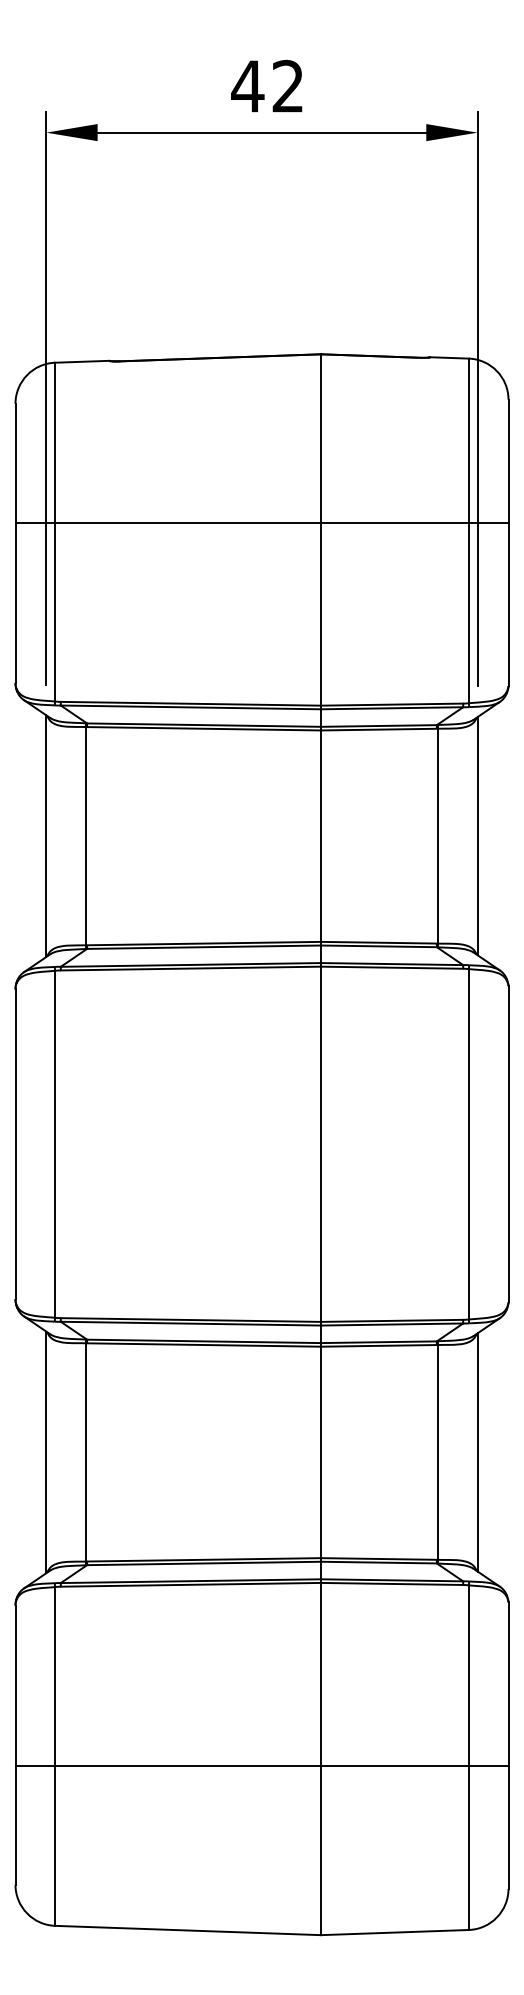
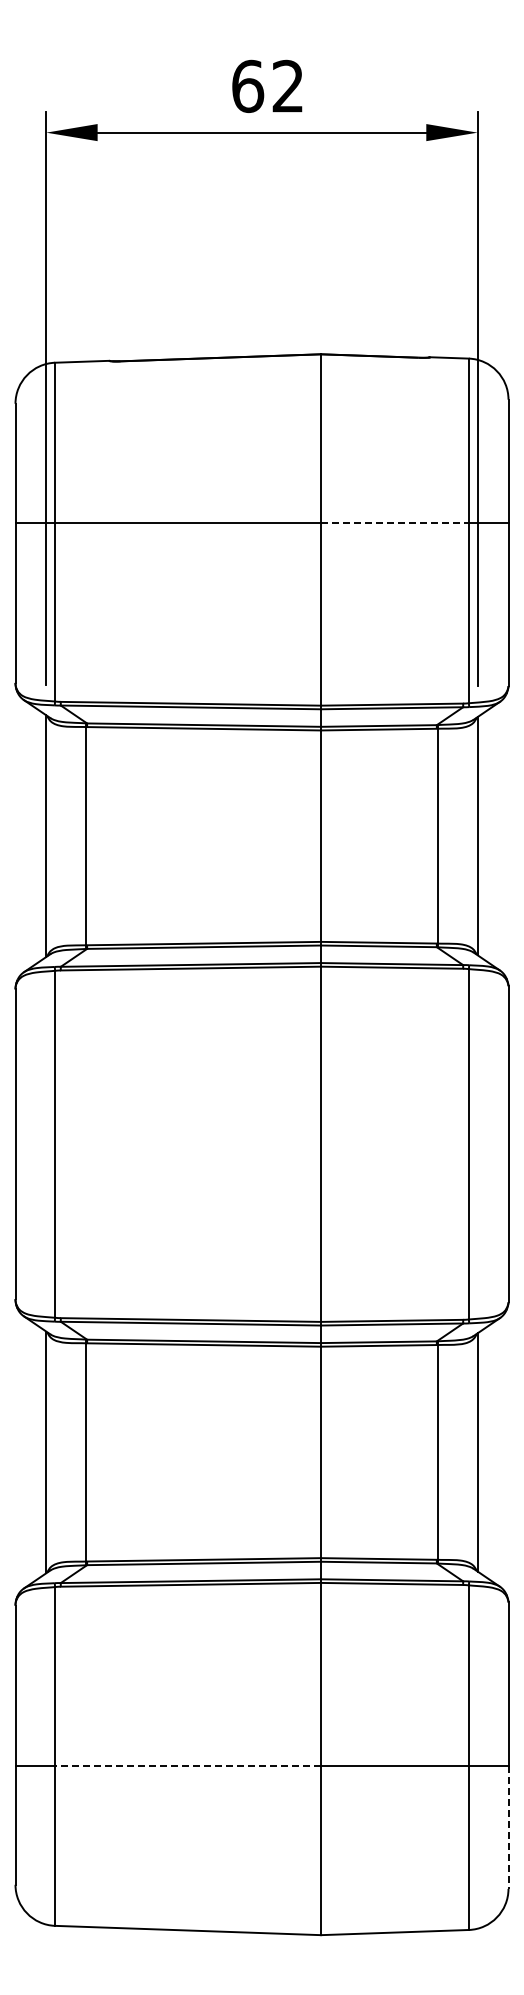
text: 42 -> 62 (247, 86)
line: solid -> dashed (394, 522)
line: solid -> dashed (188, 1765)
line: solid -> dashed (508, 1827)
